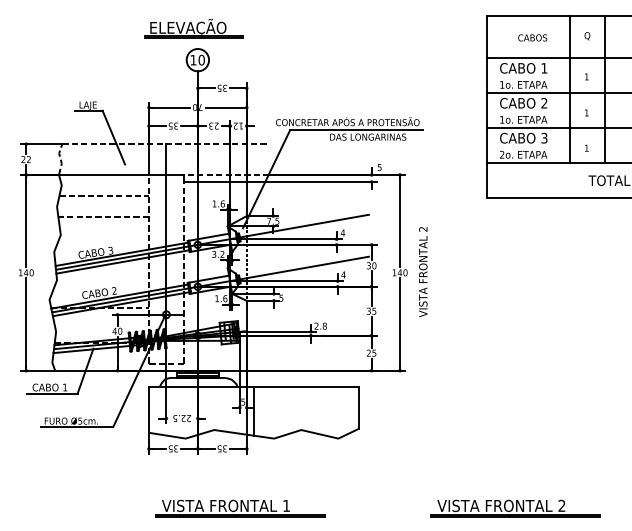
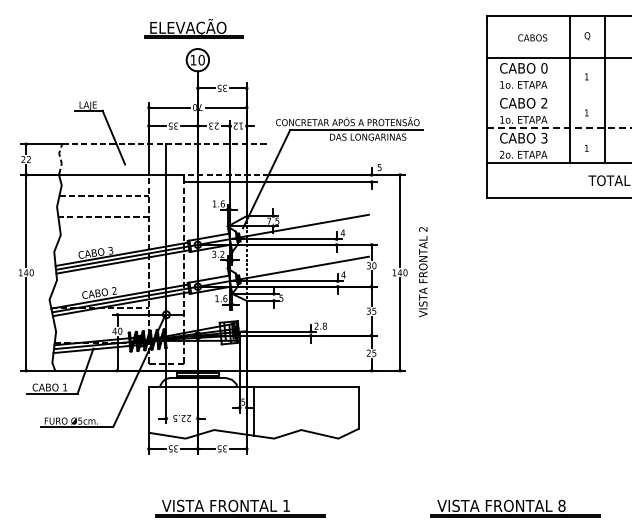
text: 1 -> 0 (544, 68)
line: present -> none (557, 92)
line: solid -> dashed (559, 127)
text: 2 -> 8 (561, 505)
